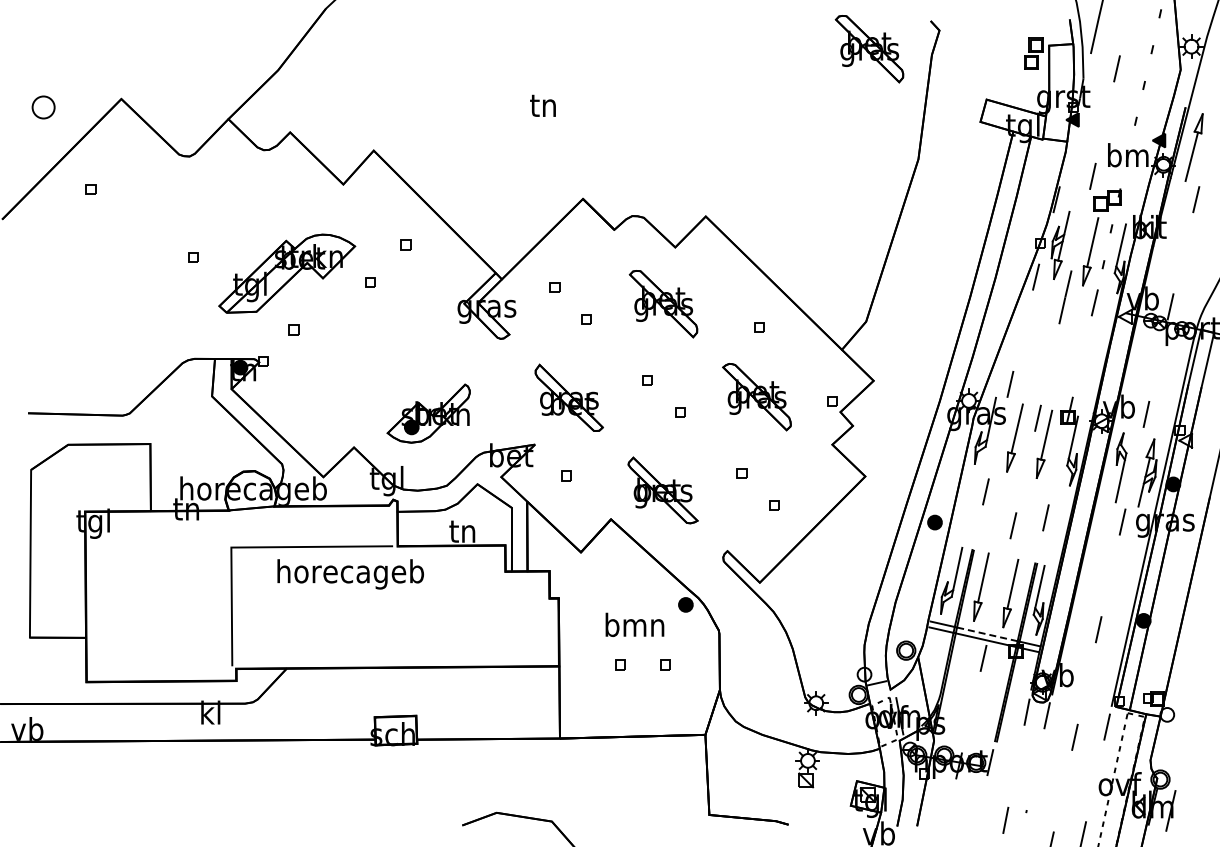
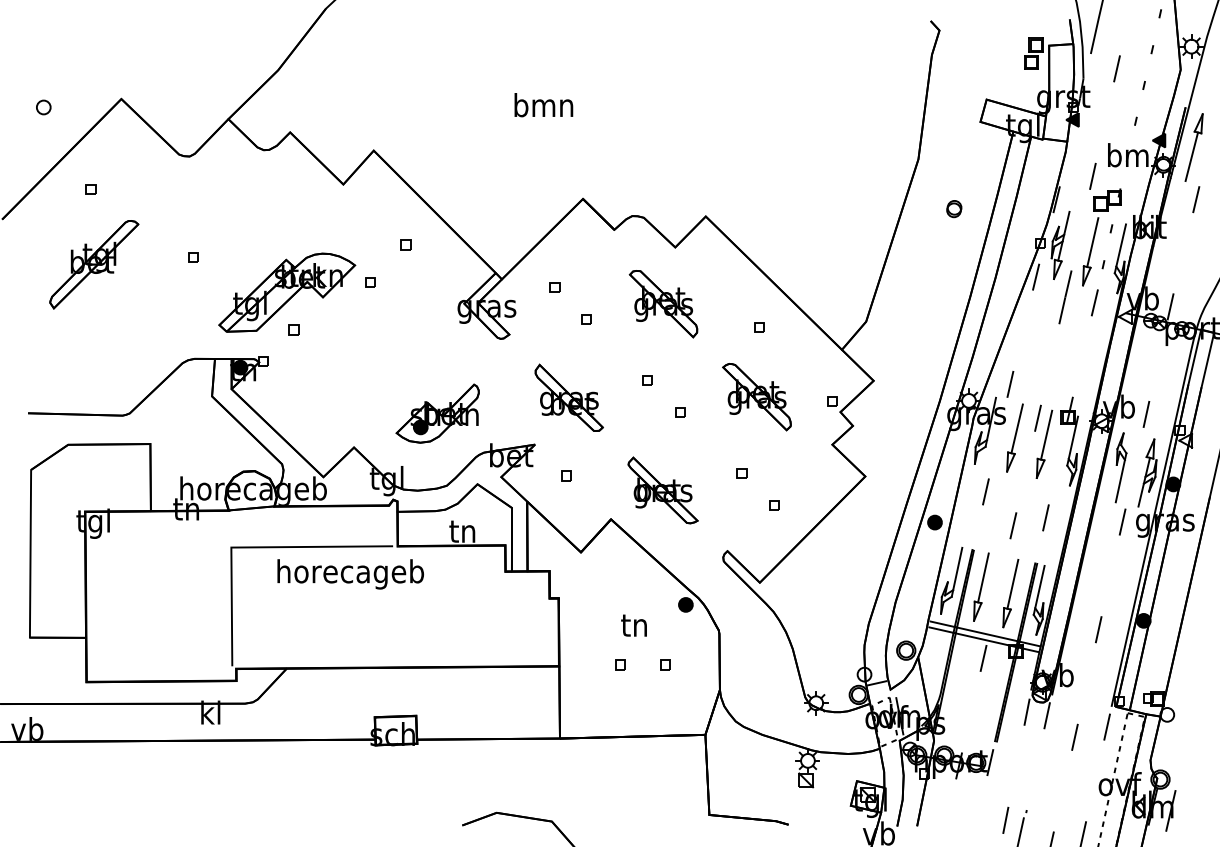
part: present -> none (869, 49)
text: tn -> bmn (543, 105)
part size: 25x25 px -> 16x17 px (43, 107)
part: none -> present (954, 209)
part: none -> present (94, 264)
part position: (287, 273) -> (287, 292) (287, 292)
part position: (428, 413) -> (437, 413) (437, 413)
text: bmn -> tn (634, 624)
line: dashed -> solid (986, 634)
line: none -> present (1020, 830)
